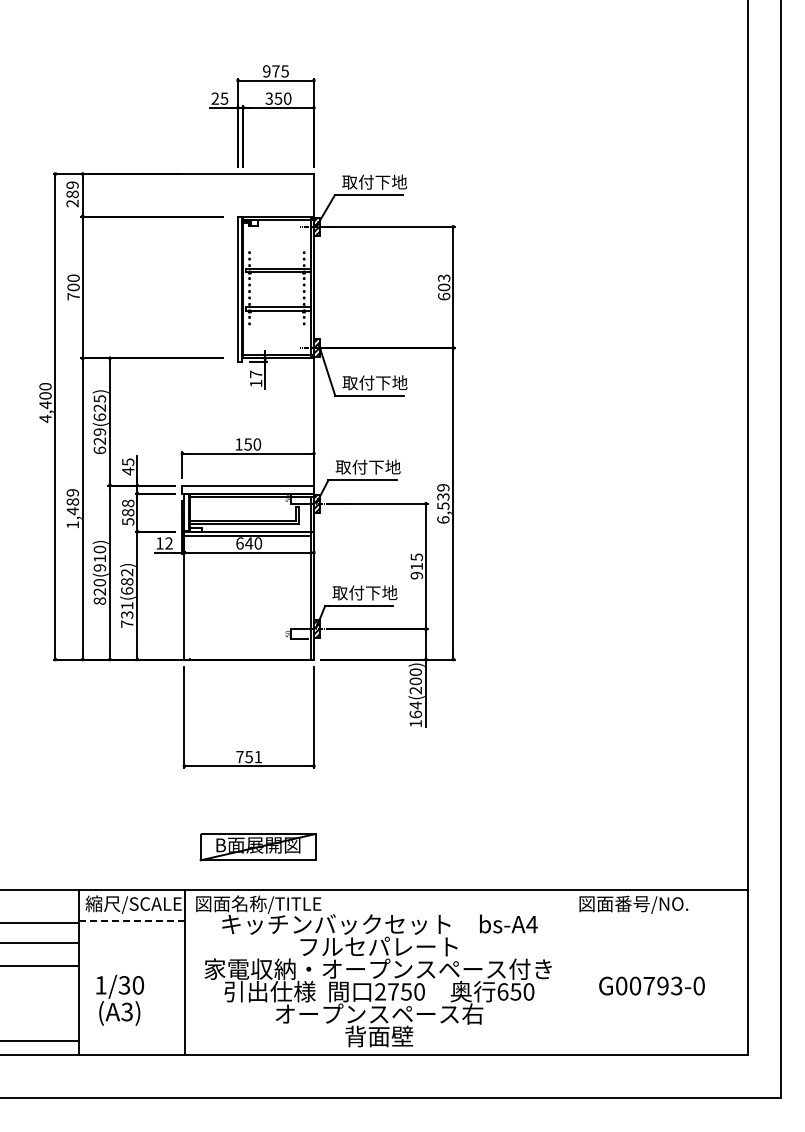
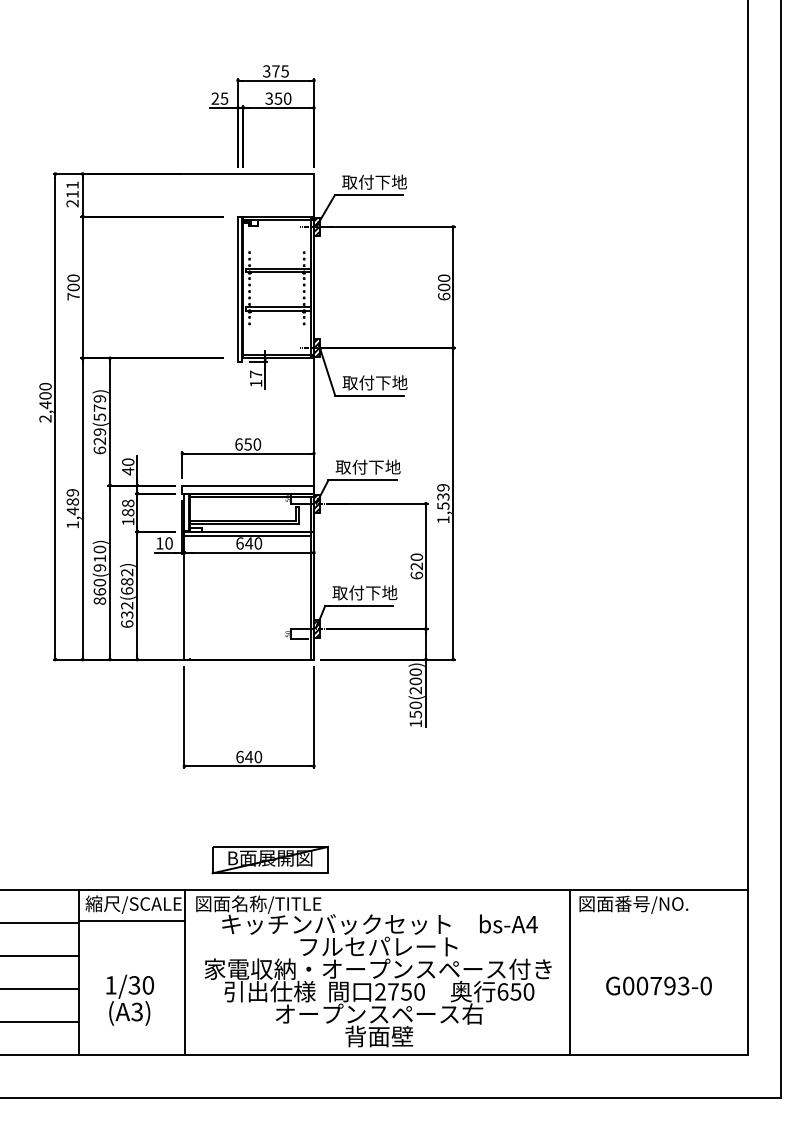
text: 975 -> 375 (266, 71)
text: 289 -> 211 (72, 189)
text: 603 -> 600 (444, 278)
text: 629(625) -> 629(579) (99, 408)
text: 4,400 -> 2,400 (45, 418)
text: 150 -> 650 (238, 444)
text: 45 -> 40 (128, 462)
text: 6,539 -> 1,539 (443, 519)
text: 588 -> 188 (128, 521)
text: 12 -> 10 (168, 543)
text: 915 -> 620 (416, 566)
text: 820(910) -> 860(910) (99, 591)
text: 731(682) -> 632(682) (127, 614)
text: 164(200) -> 150(200) (415, 709)
text: 751 -> 640 (249, 756)
part position: (257, 847) -> (269, 860) (269, 860)
line: dashed -> solid (132, 921)
line position: (40, 943) -> (40, 956) (40, 956)
line position: (40, 966) -> (40, 989) (40, 989)
line: none -> present (569, 972)
text position: (651, 985) -> (658, 985) (658, 985)
text position: (119, 999) -> (129, 999) (129, 999)
line position: (40, 1041) -> (40, 1022) (40, 1022)
